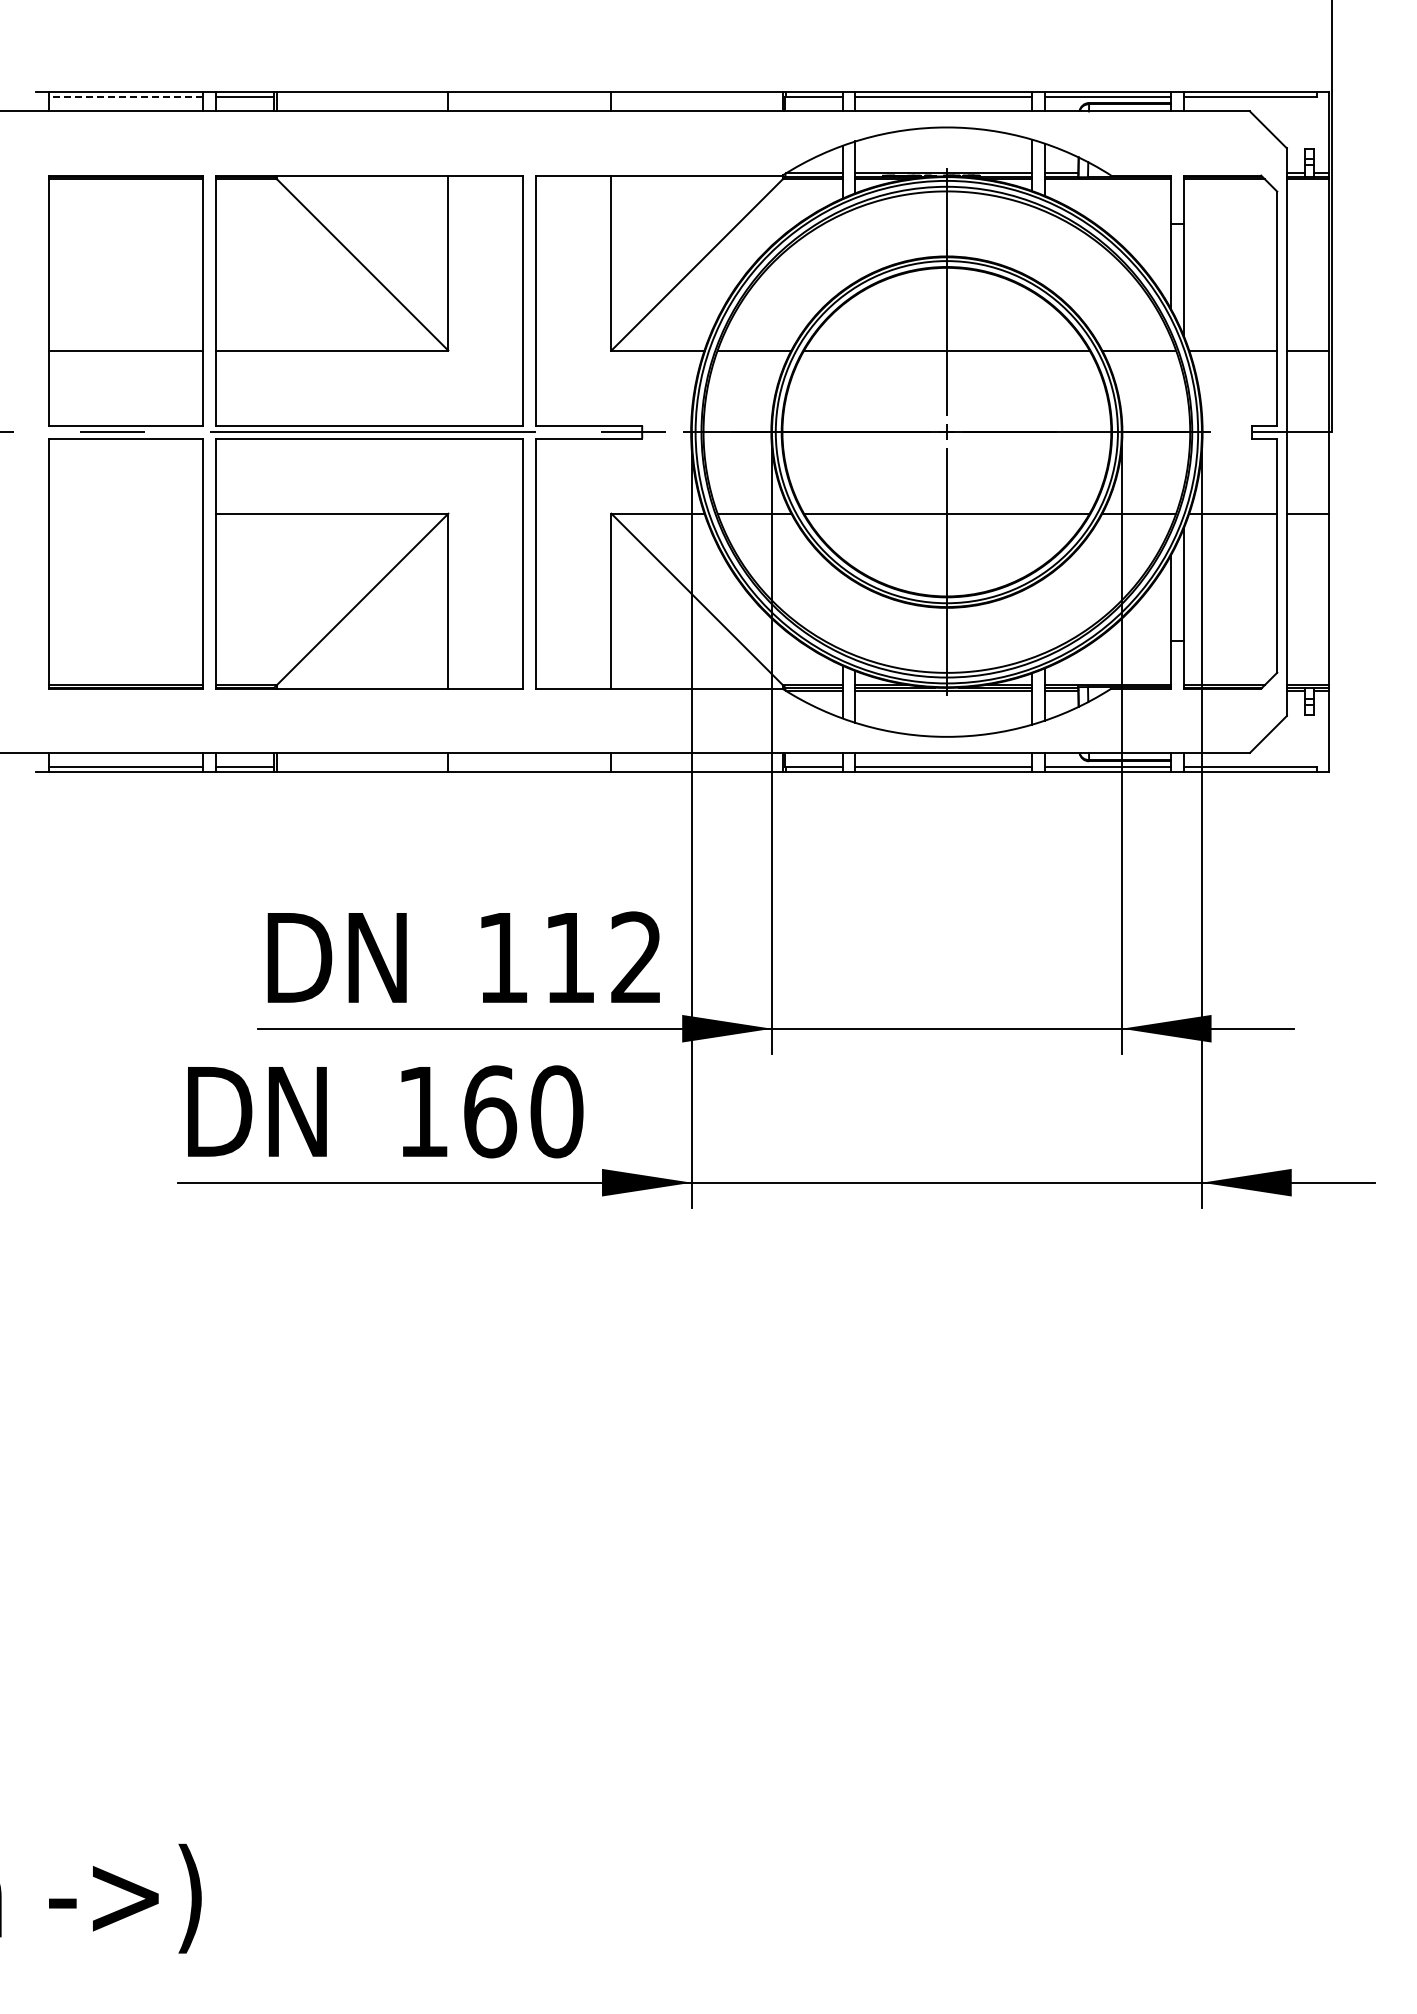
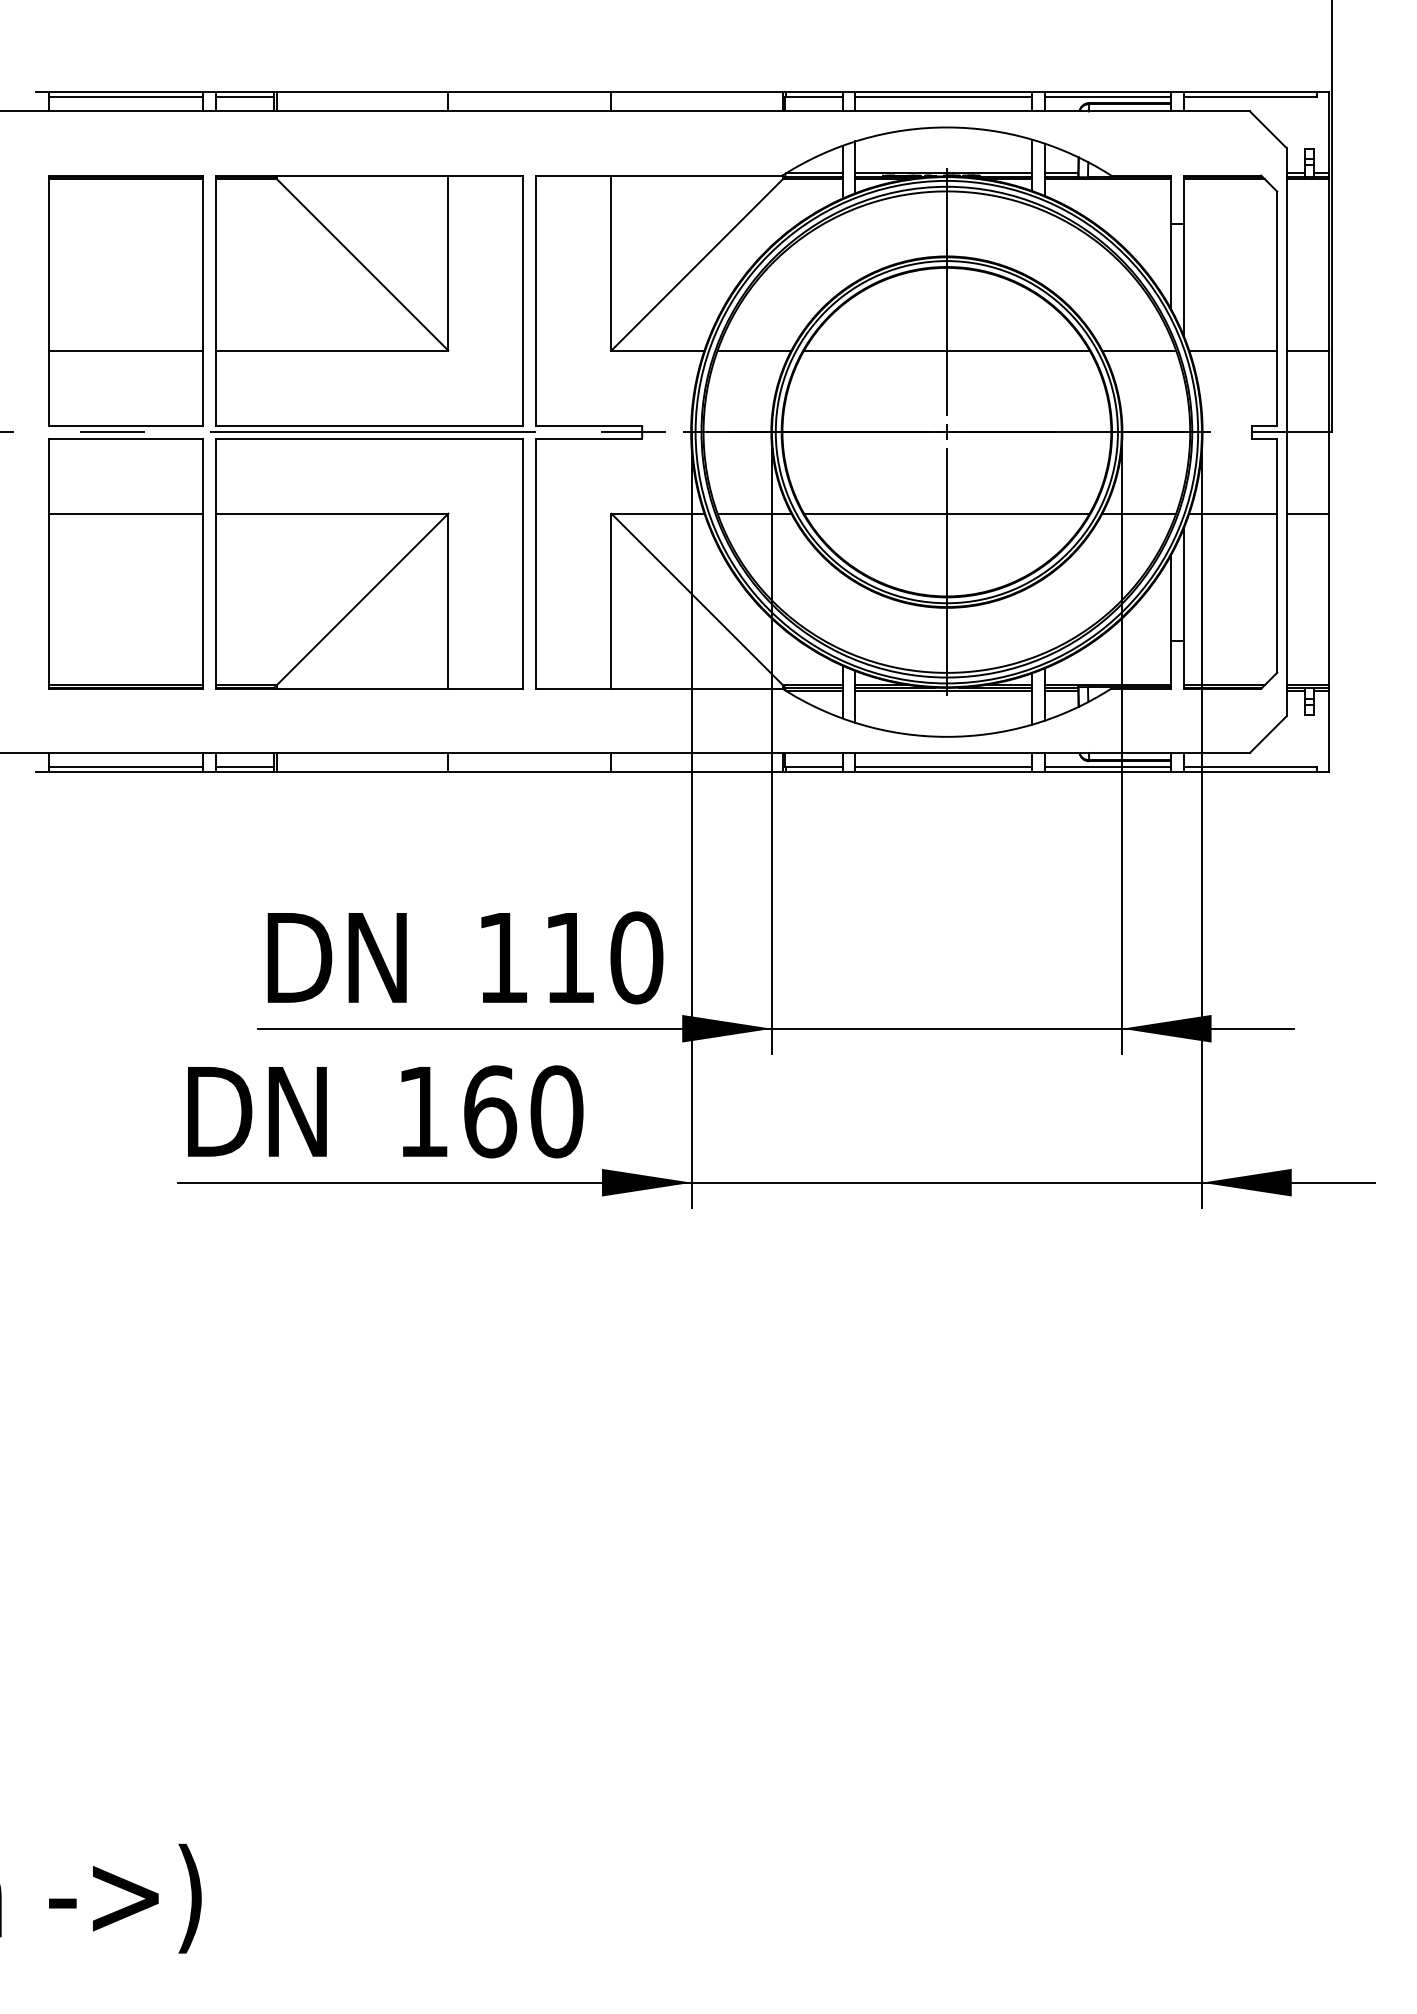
line: dashed -> solid (125, 97)
line: none -> present (125, 513)
text: 112 -> 110 (636, 957)
